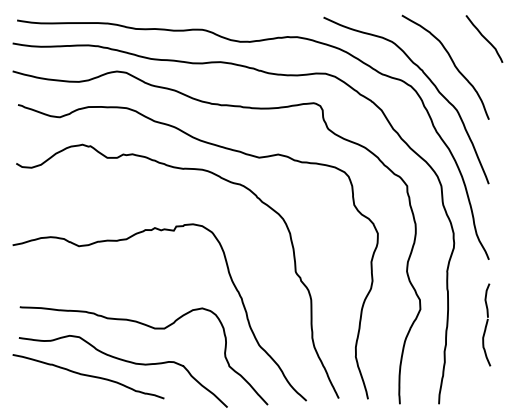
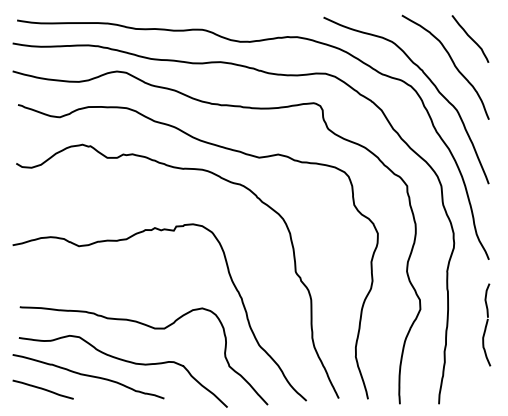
curve position: (484, 38) -> (470, 38) (470, 38)
line: none -> present (42, 389)
